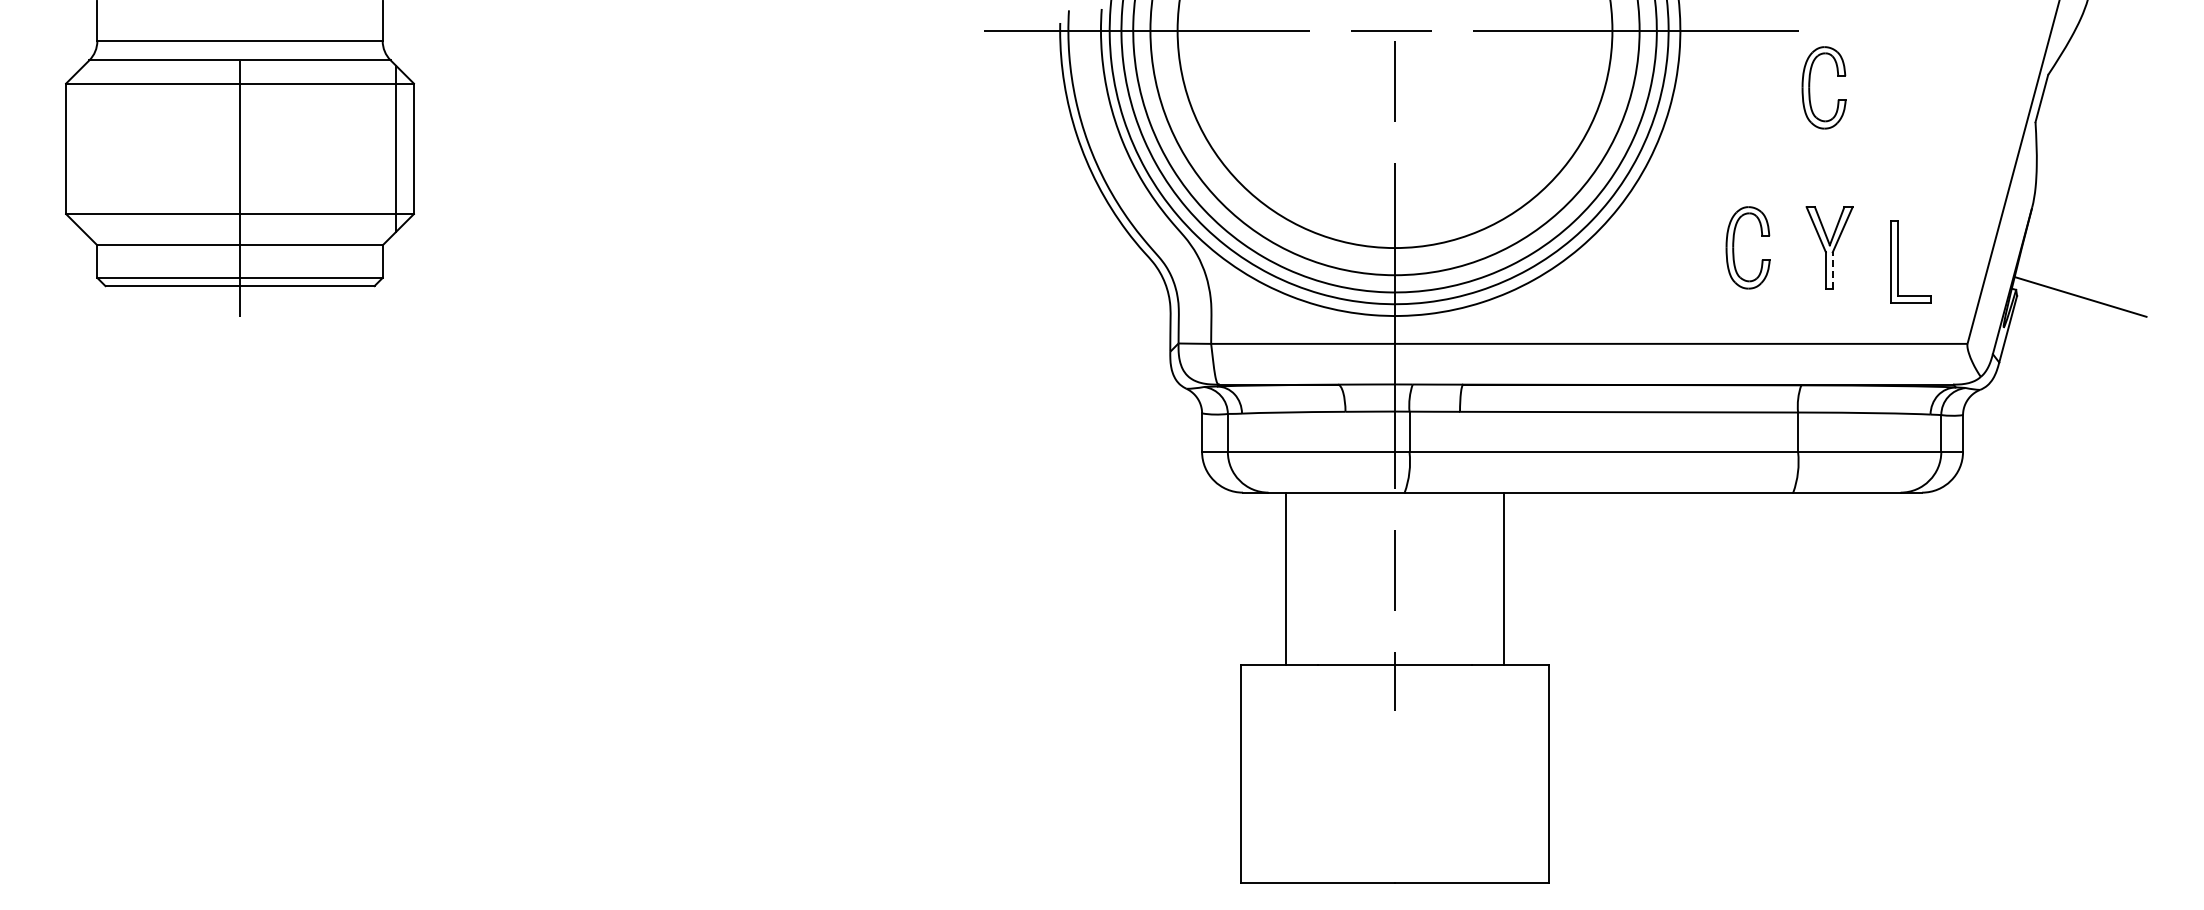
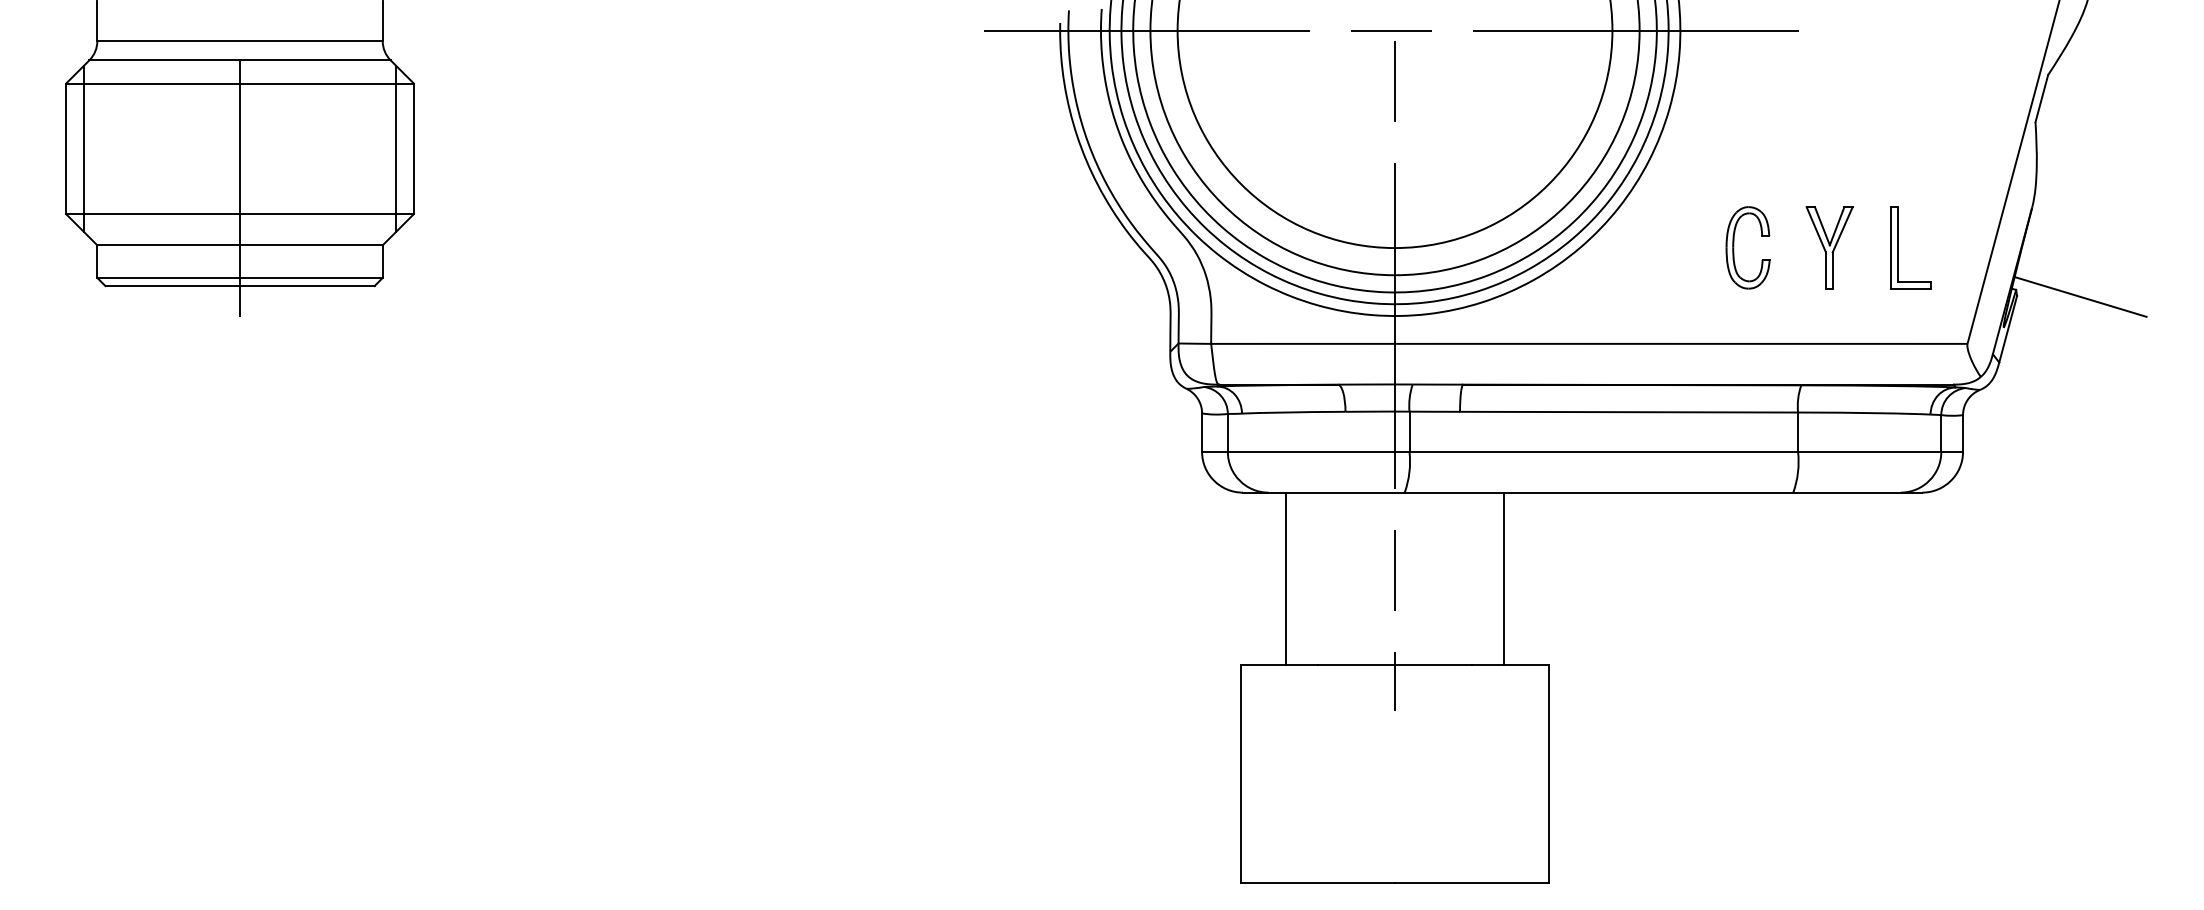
part: present -> none (1810, 87)
line: none -> present (83, 148)
part position: (1898, 261) -> (1898, 247) (1898, 247)
line: dashed -> solid (1832, 270)
